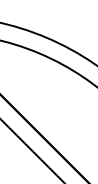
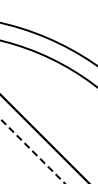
line: solid -> dashed (33, 151)
